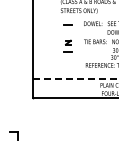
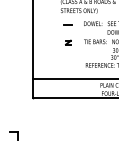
line: present -> none (67, 51)
line: dashed -> solid (75, 78)
